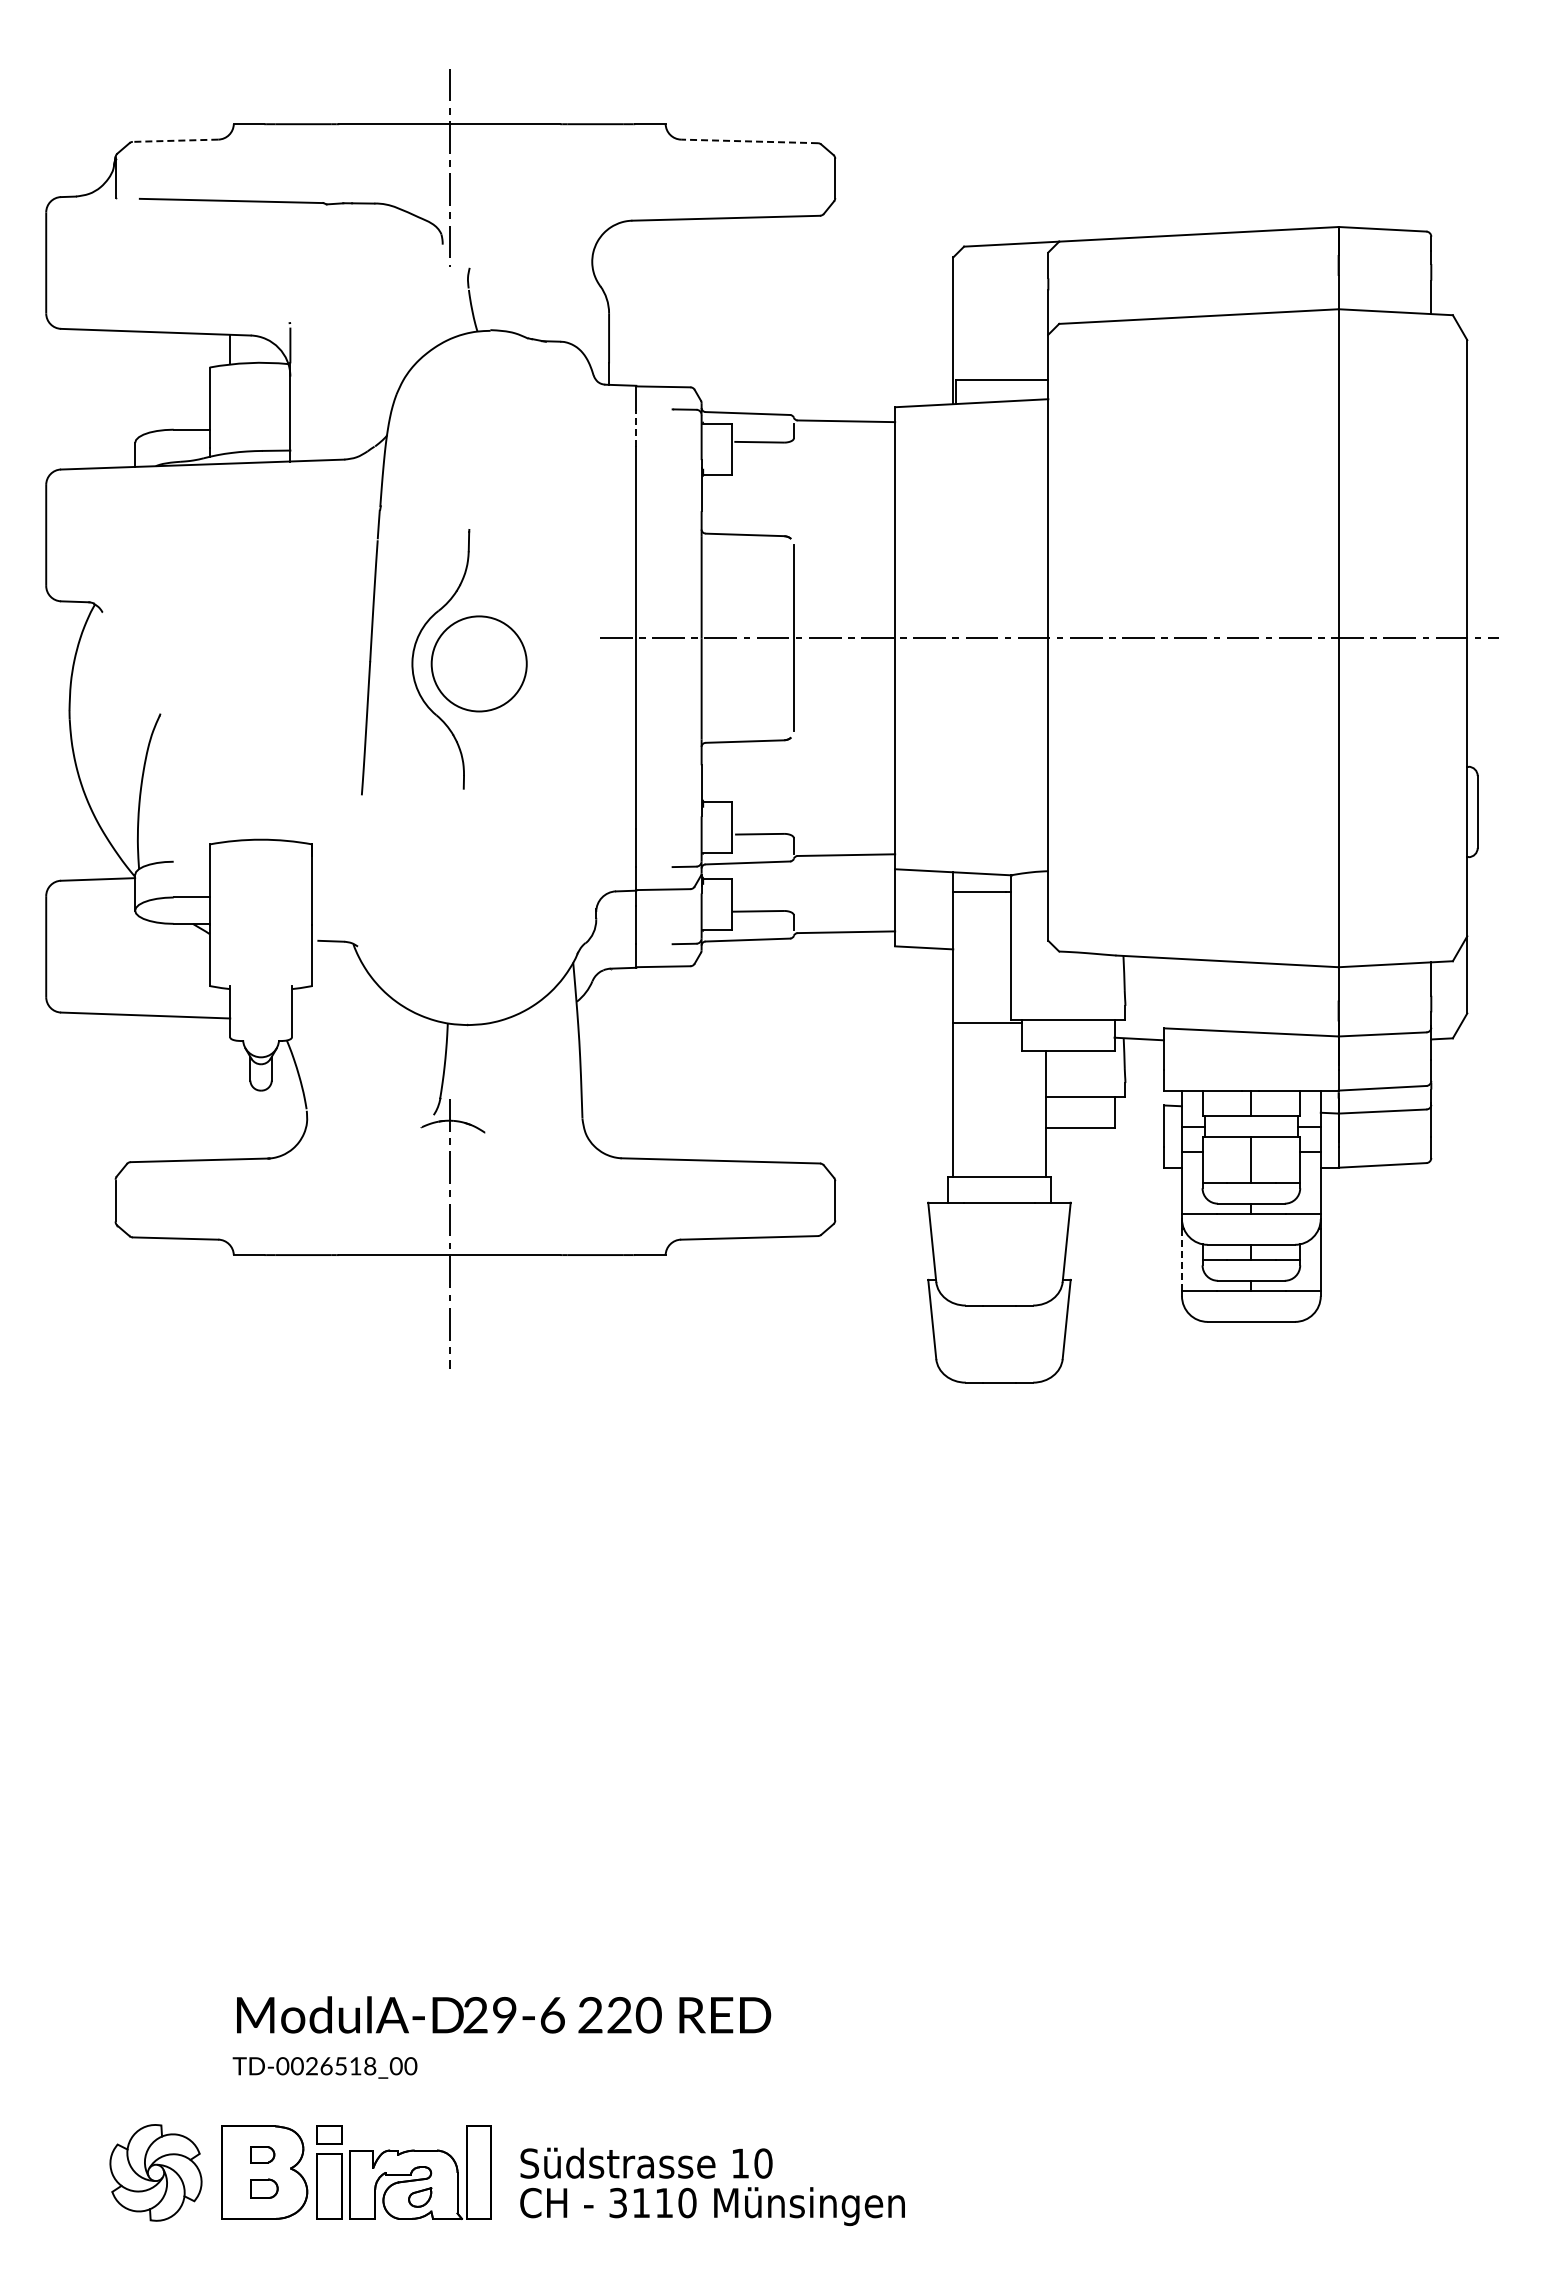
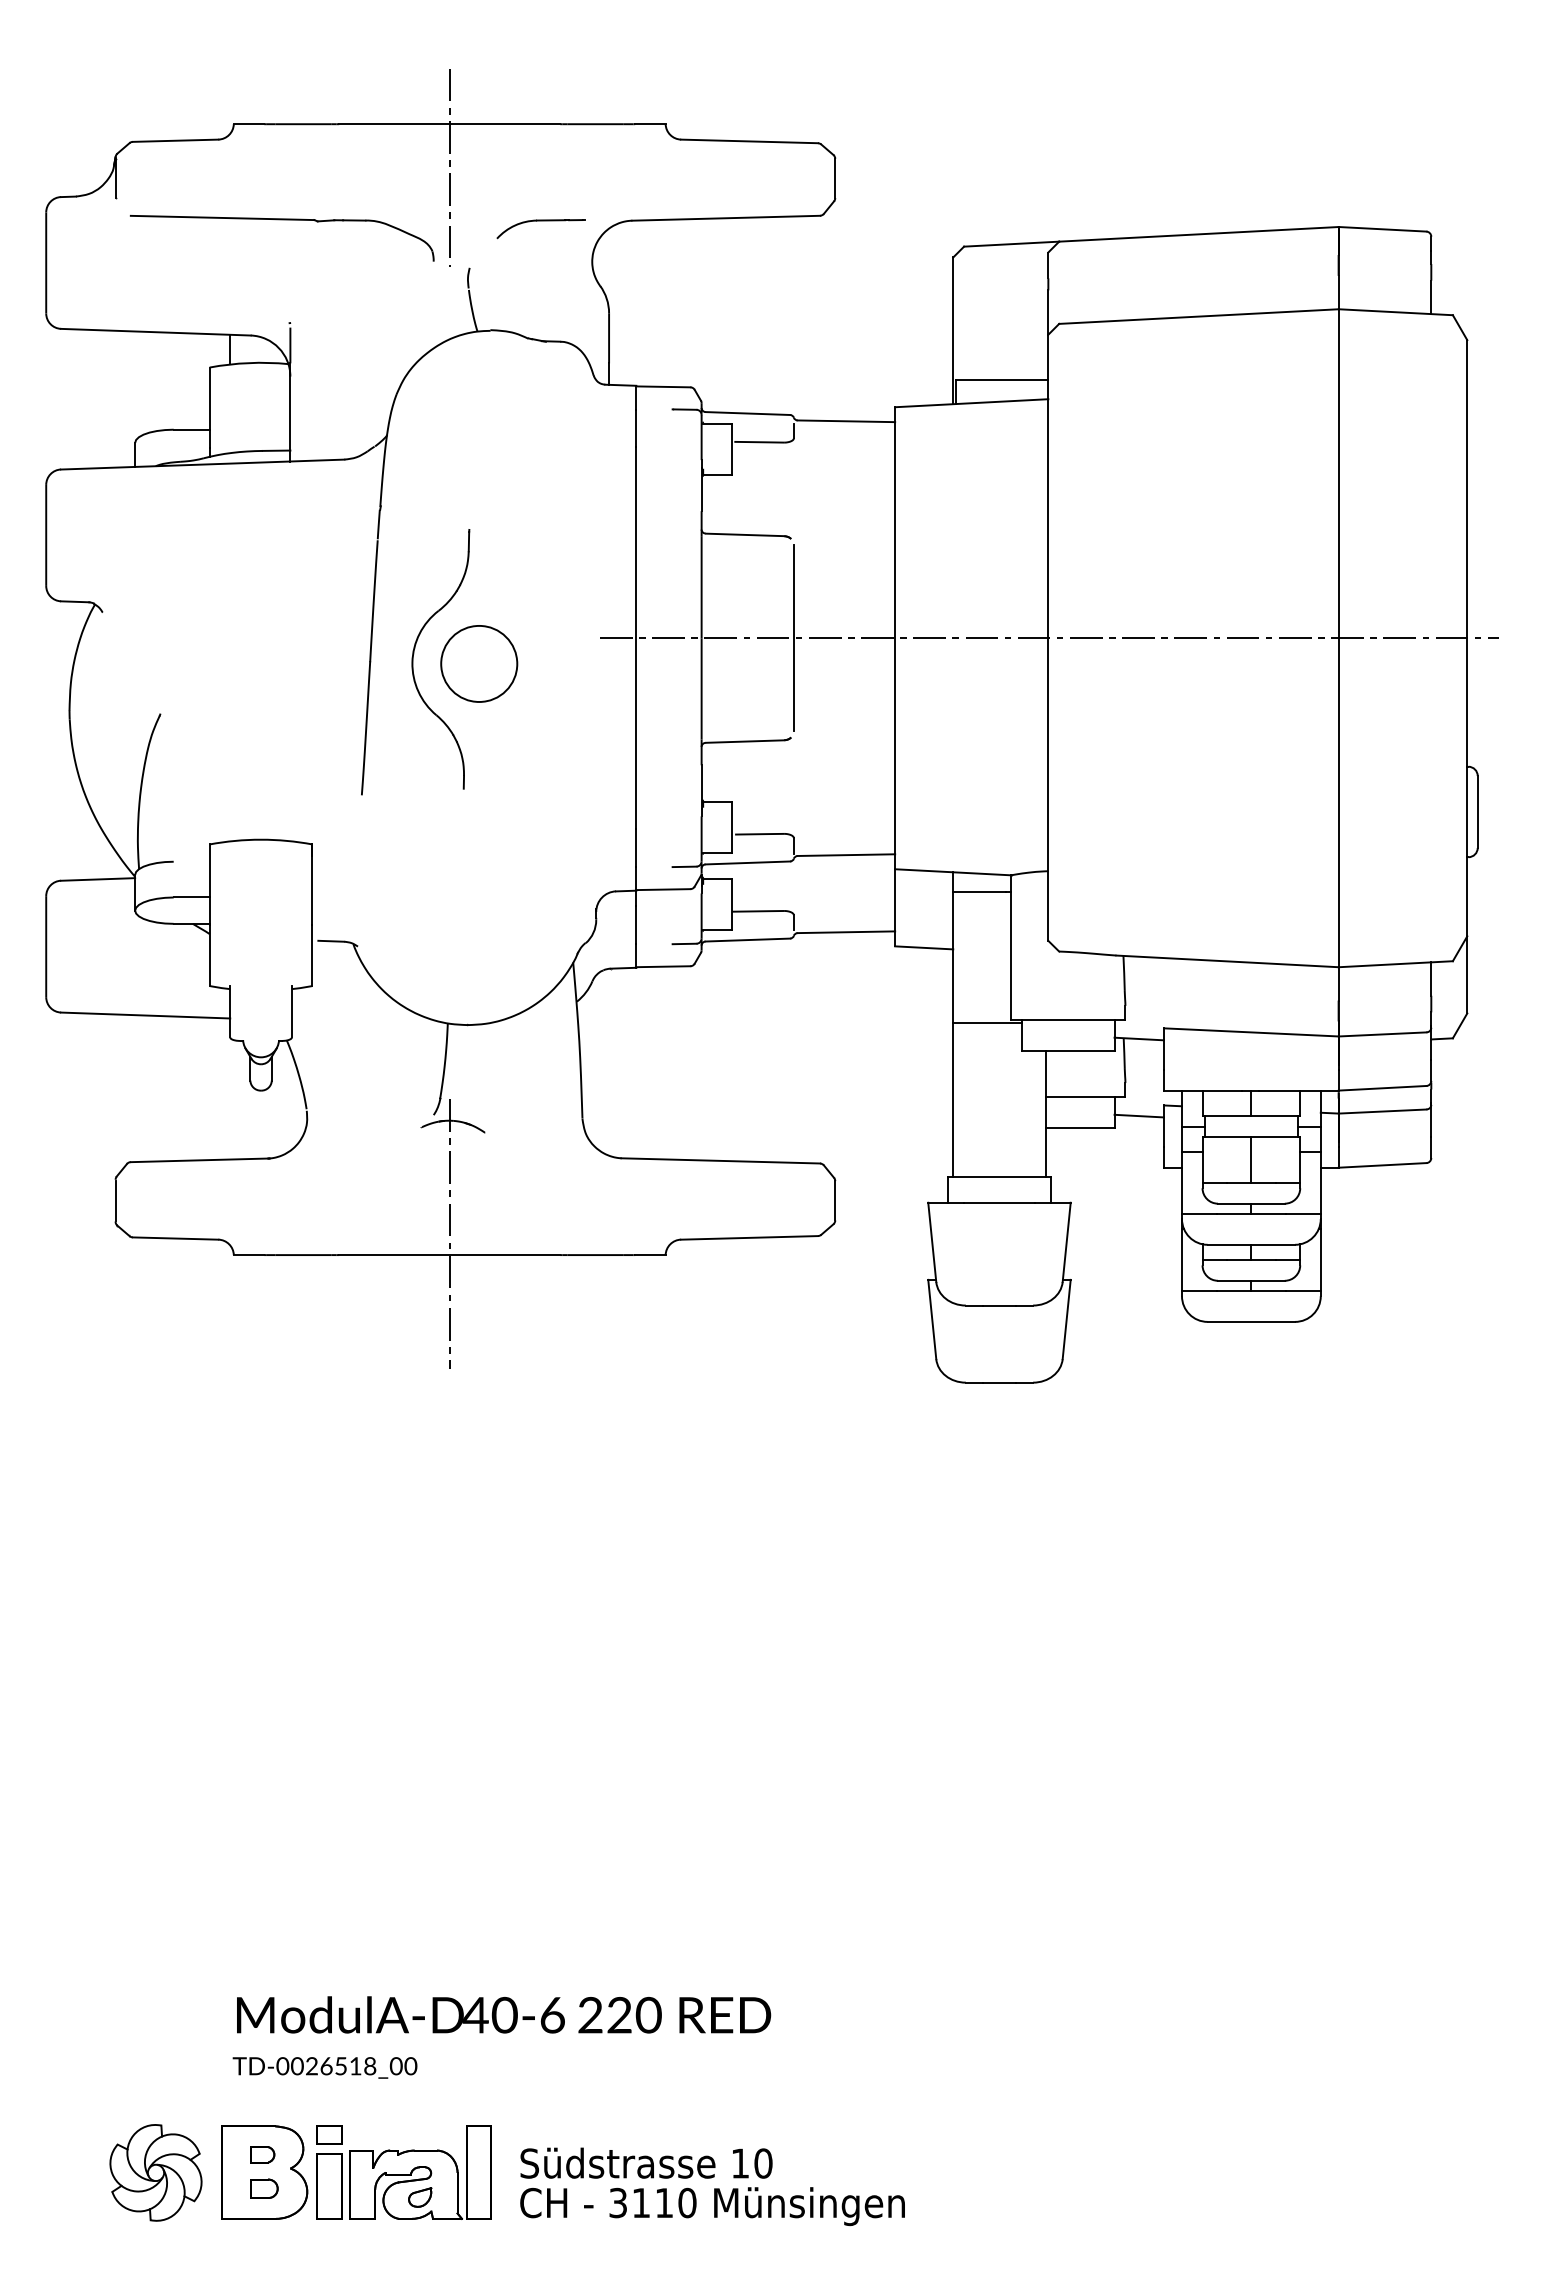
line: dashed -> solid (175, 140)
line: dashed -> solid (749, 141)
part position: (291, 203) -> (282, 220) (282, 220)
part: none -> present (540, 221)
line: dashed -> solid (636, 428)
circle diameter: 95 px -> 76 px (479, 663)
line: none -> present (1139, 1115)
line: dashed -> solid (1181, 1260)
text: 29-6 -> 40-6 (489, 2014)
